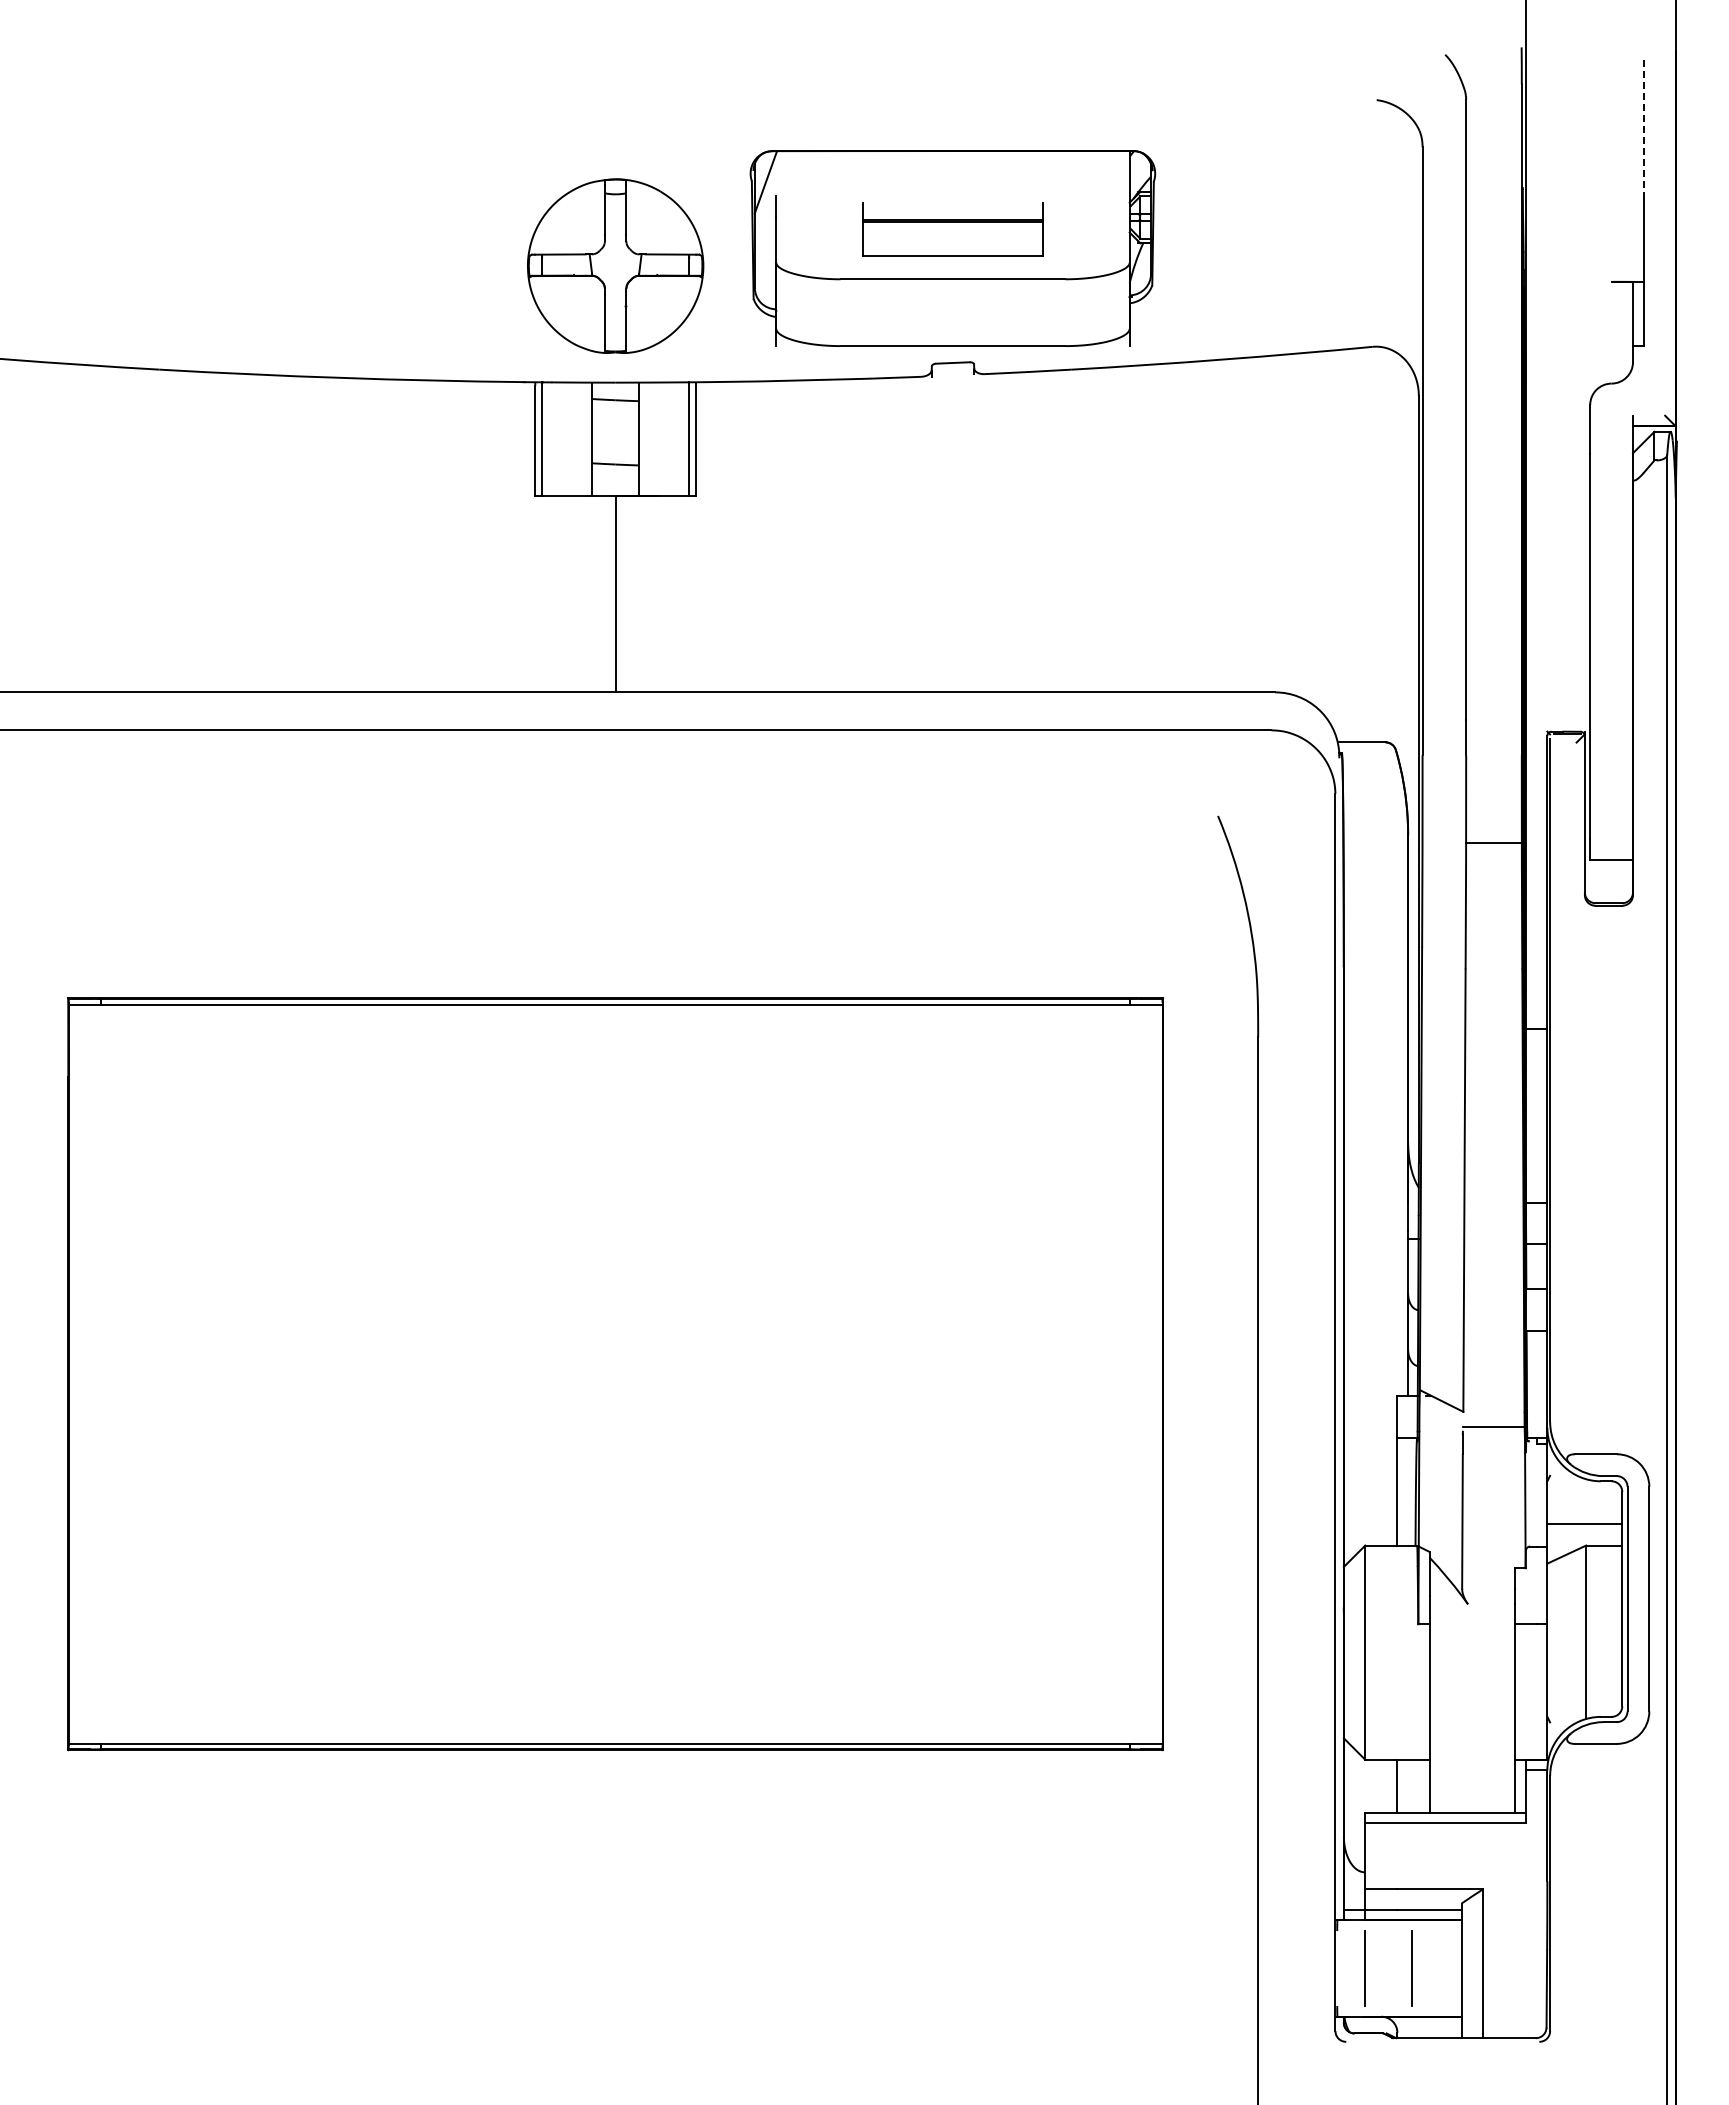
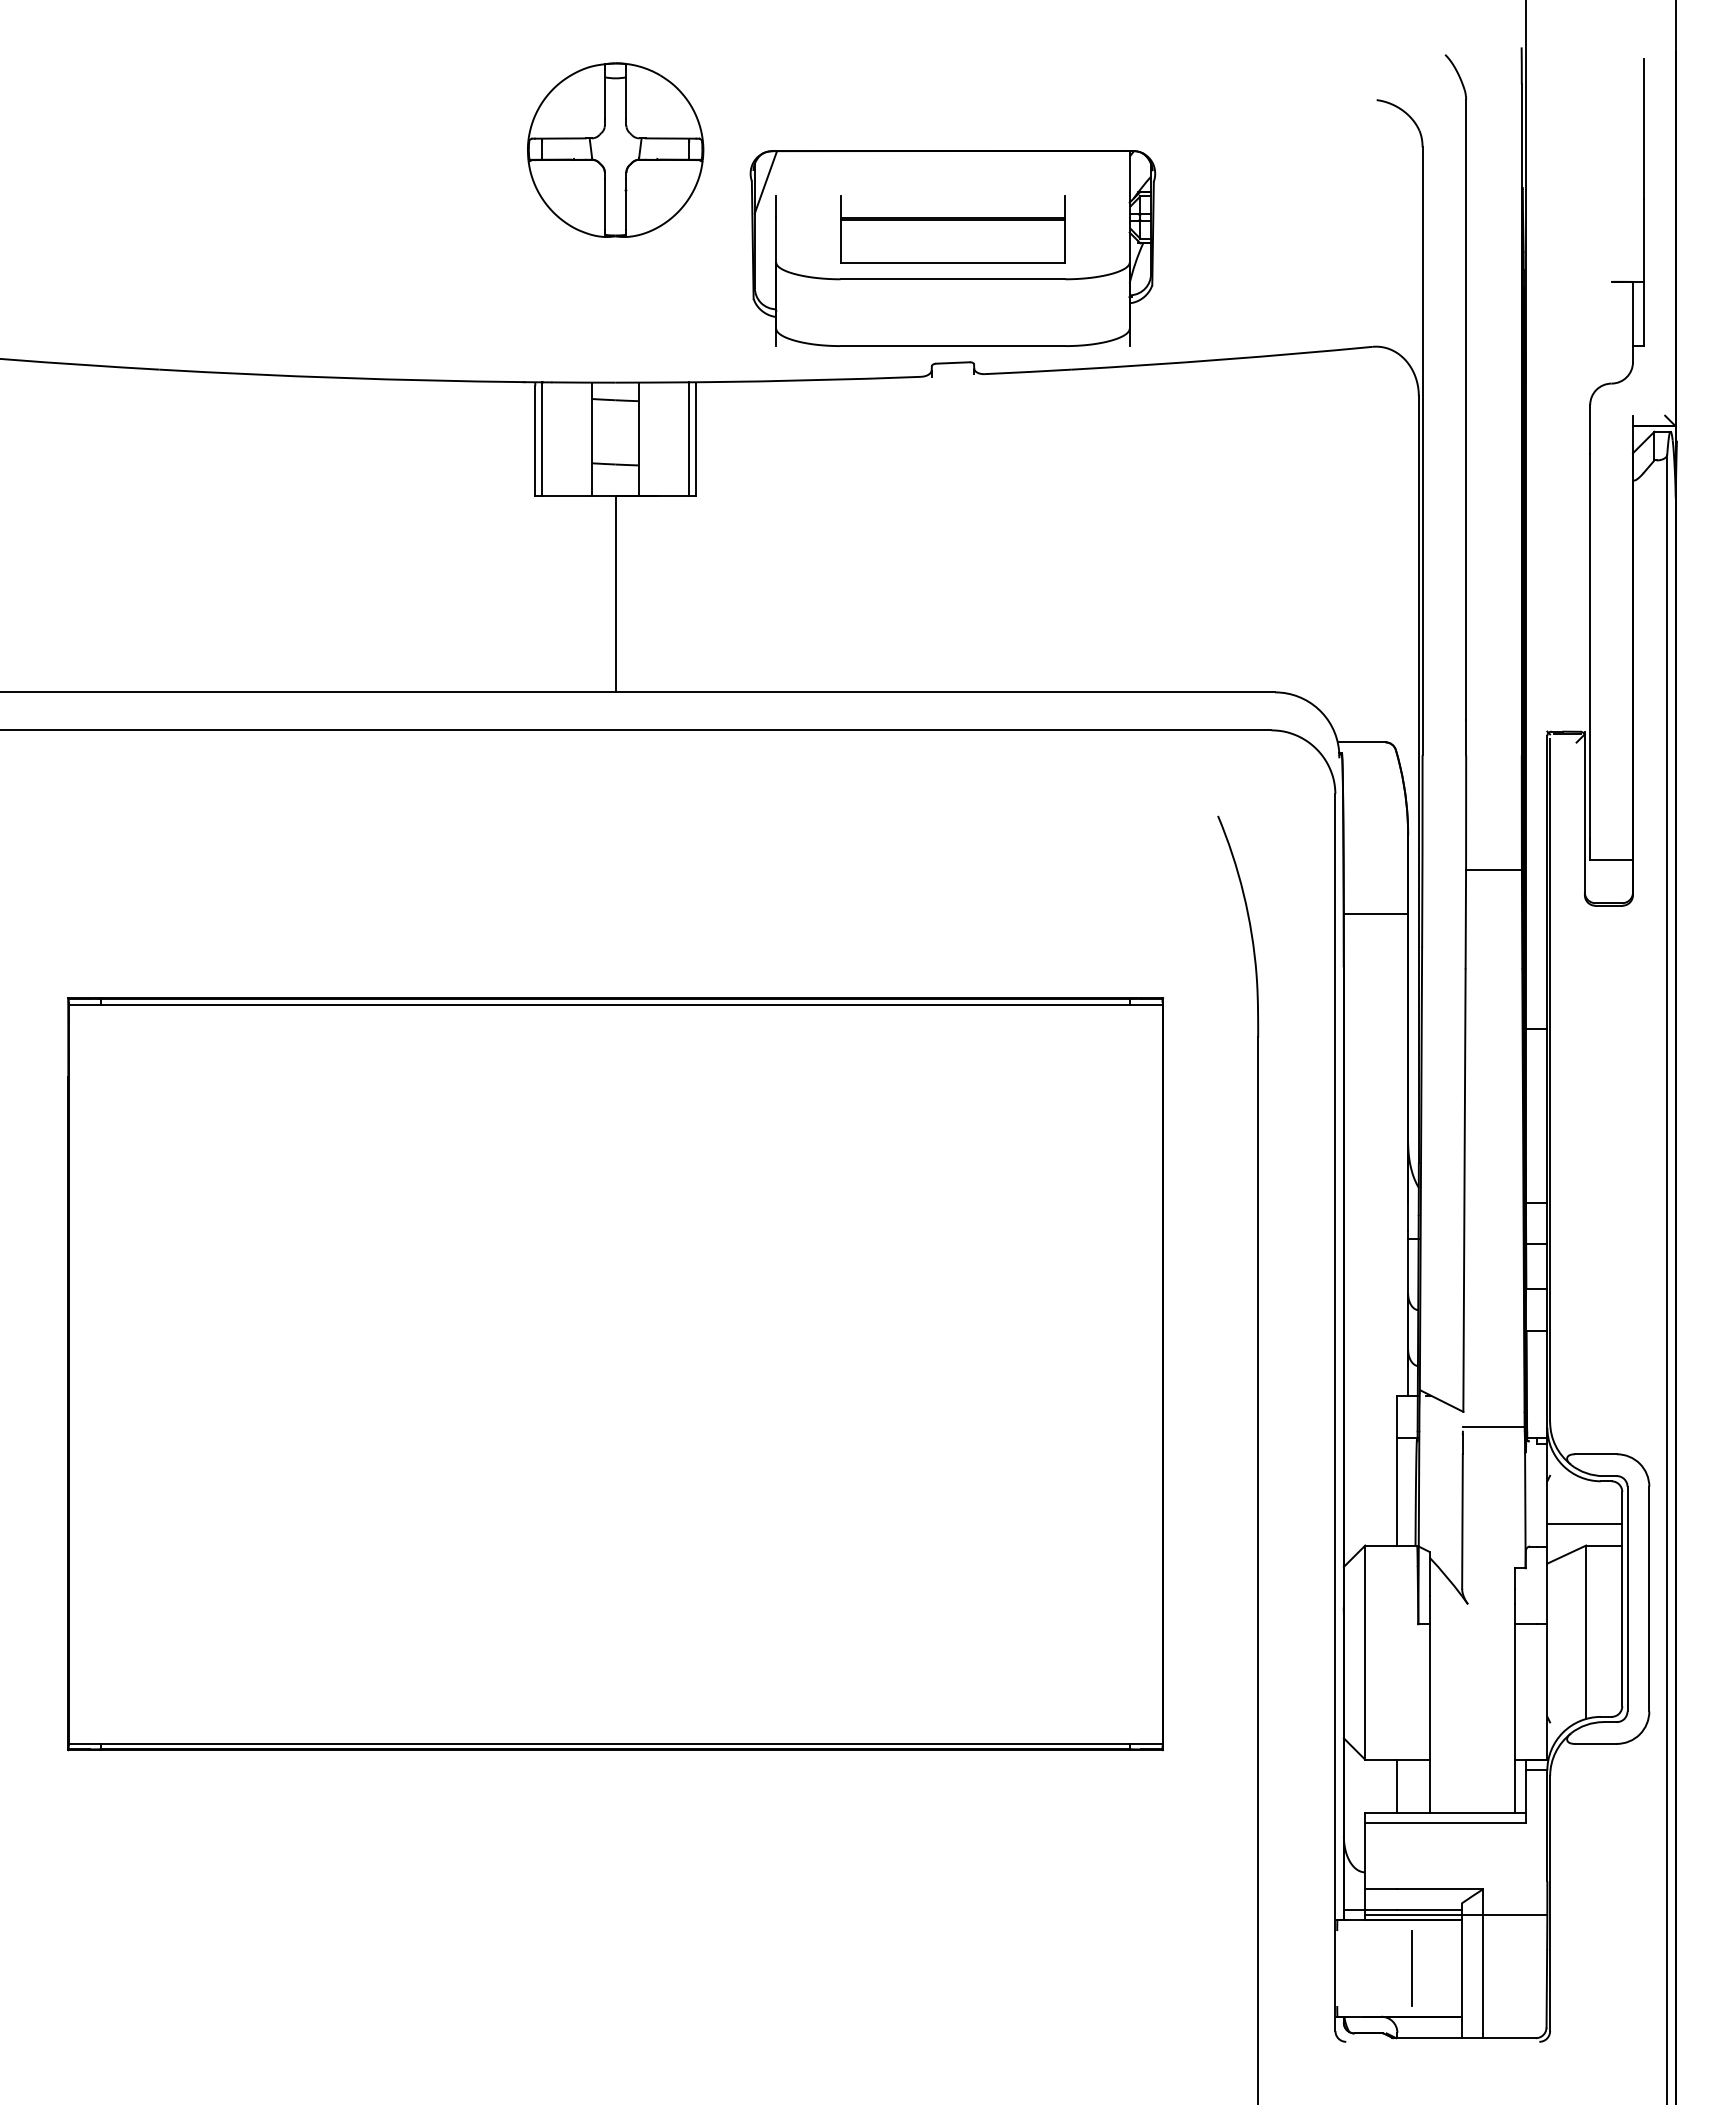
line: dashed -> solid (1643, 128)
part size: 182x55 px -> 226x69 px (952, 229)
part position: (615, 265) -> (615, 149) (615, 149)
line position: (1493, 843) -> (1493, 870) (1493, 870)
line: none -> present (1375, 913)
line: none -> present (1456, 1914)
line: present -> none (1364, 1968)
